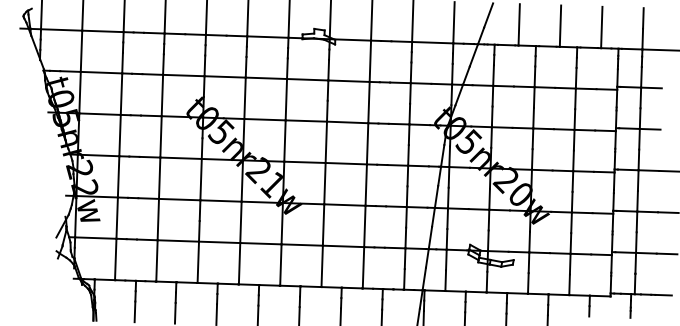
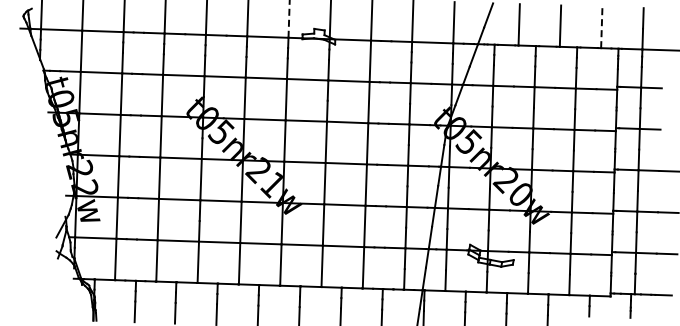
line: solid -> dashed (289, 19)
line: solid -> dashed (601, 27)
